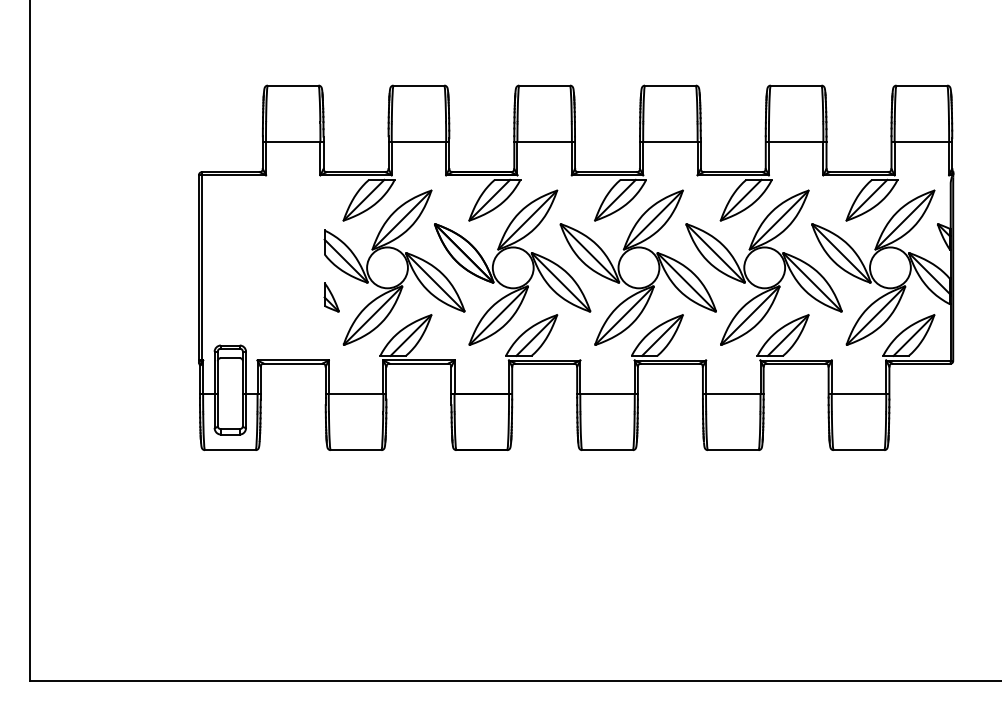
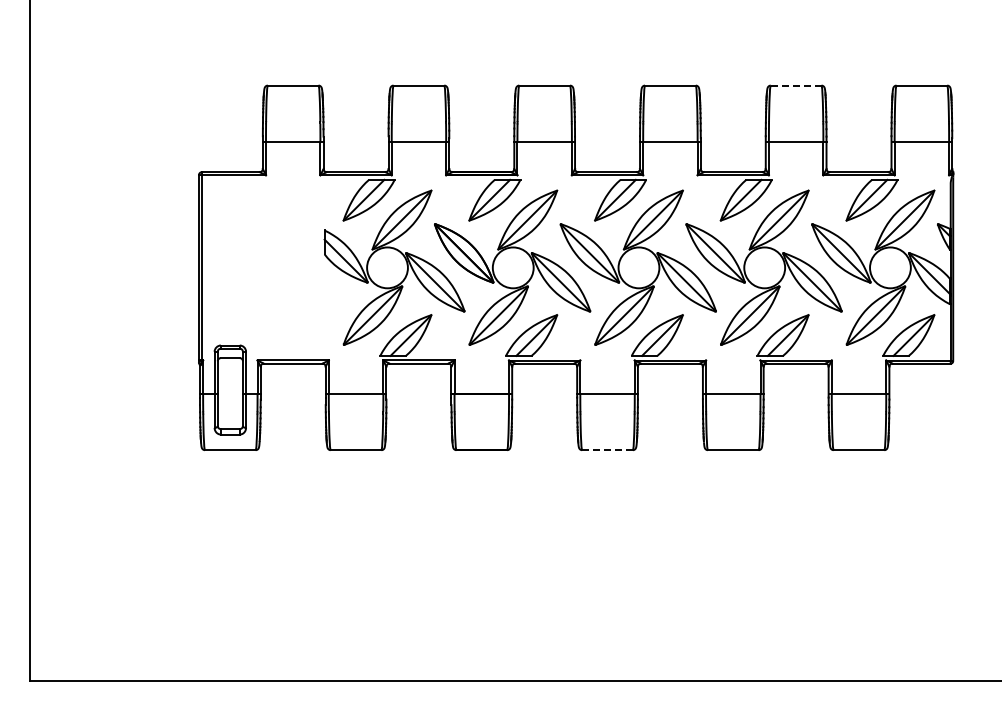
line: solid -> dashed (795, 85)
part: present -> none (331, 297)
line: solid -> dashed (607, 450)
